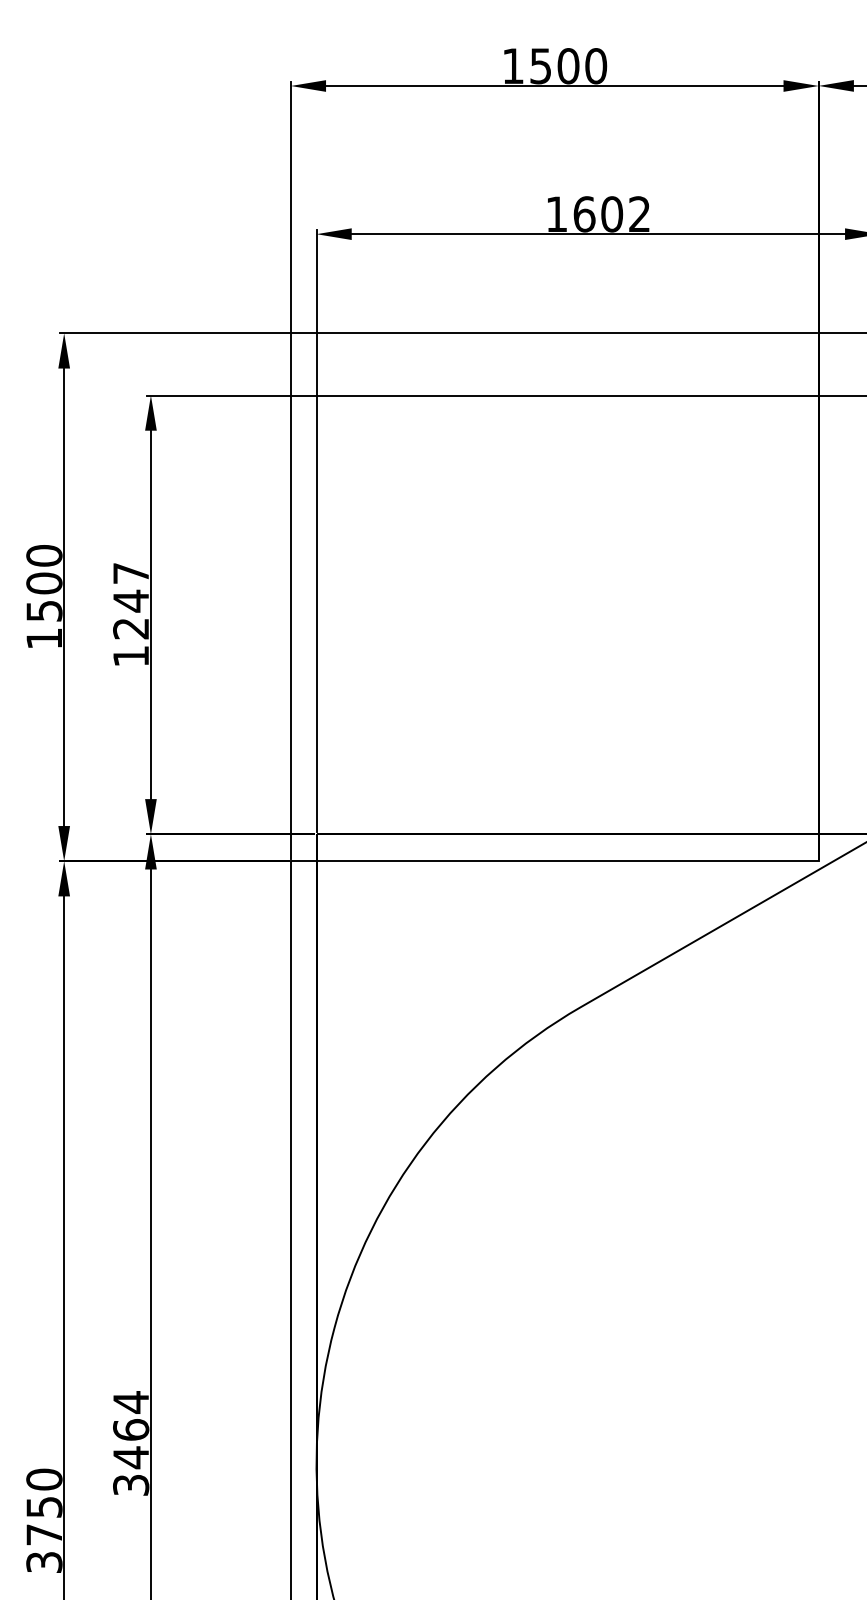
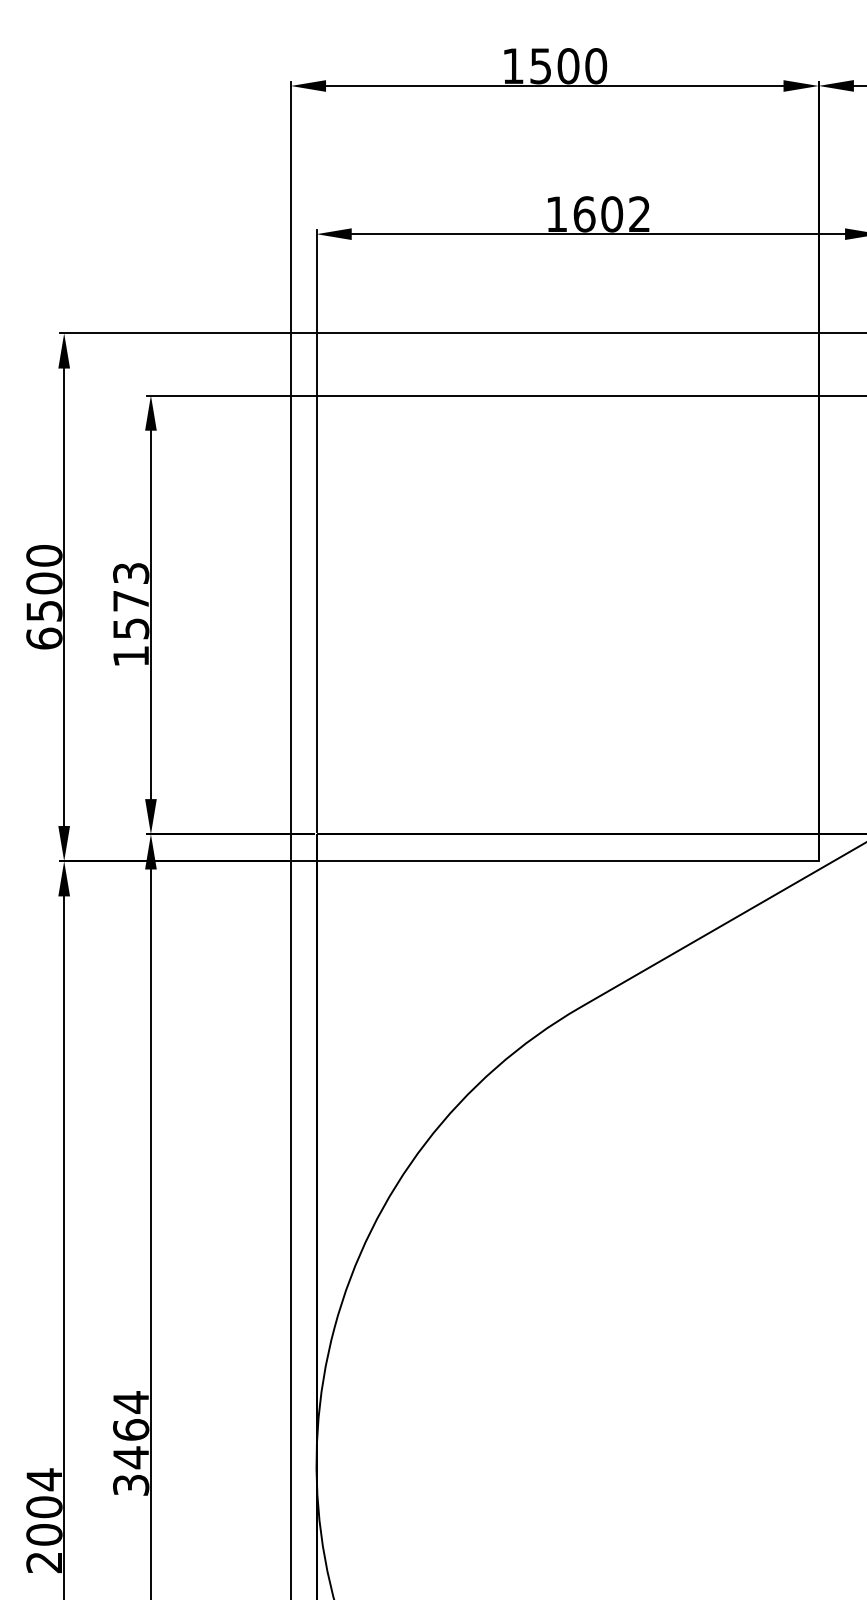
text: 1247 -> 1573 (131, 601)
text: 1500 -> 6500 (44, 638)
text: 3750 -> 2004 (44, 1520)
